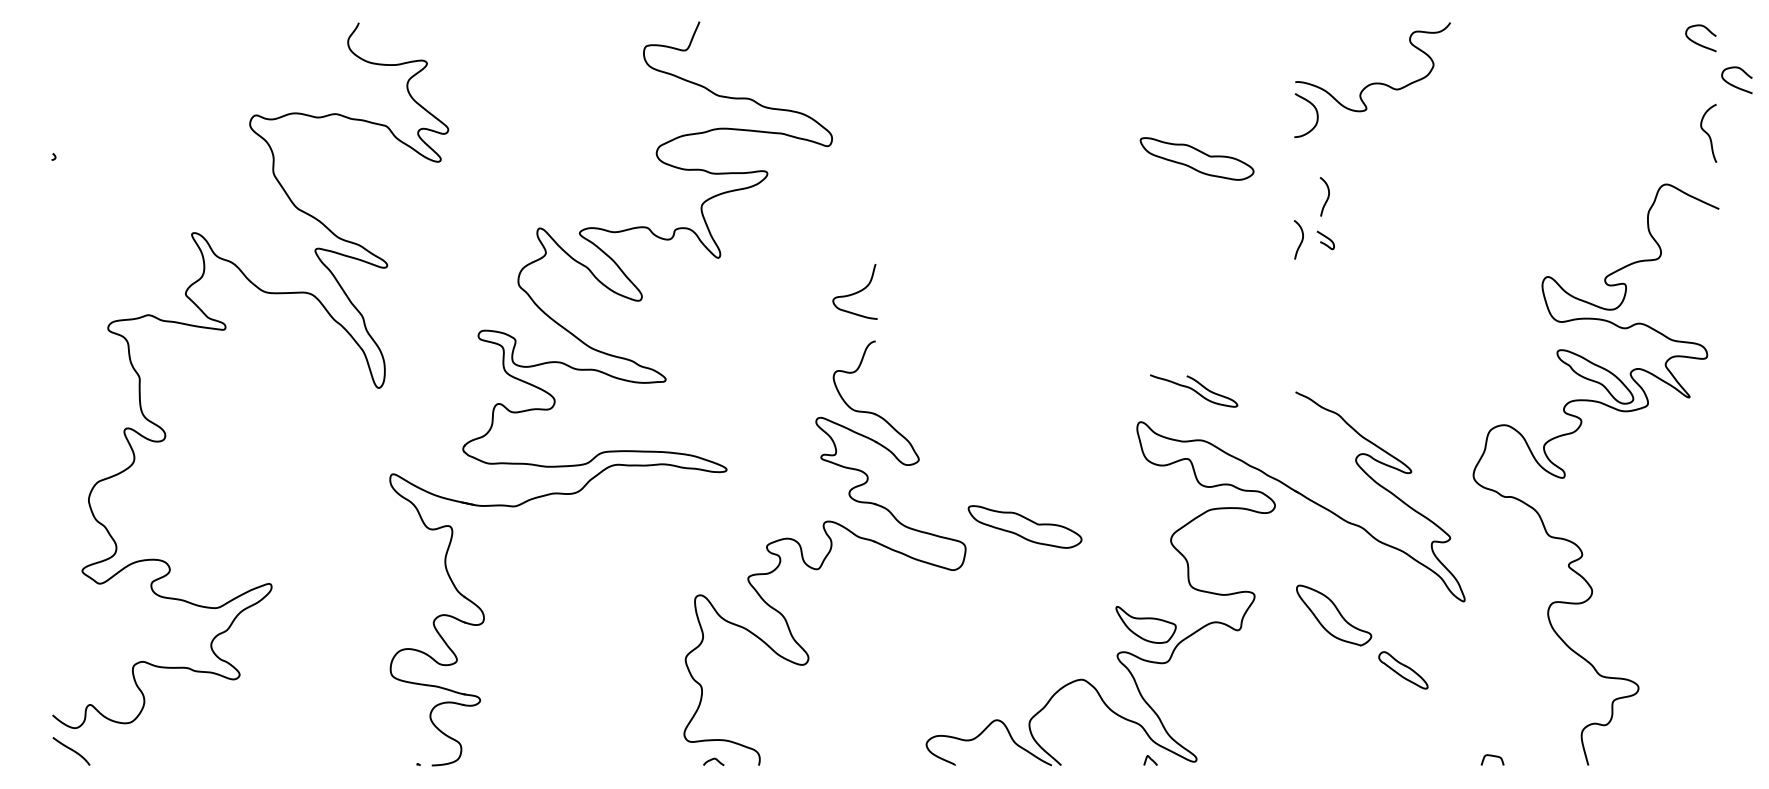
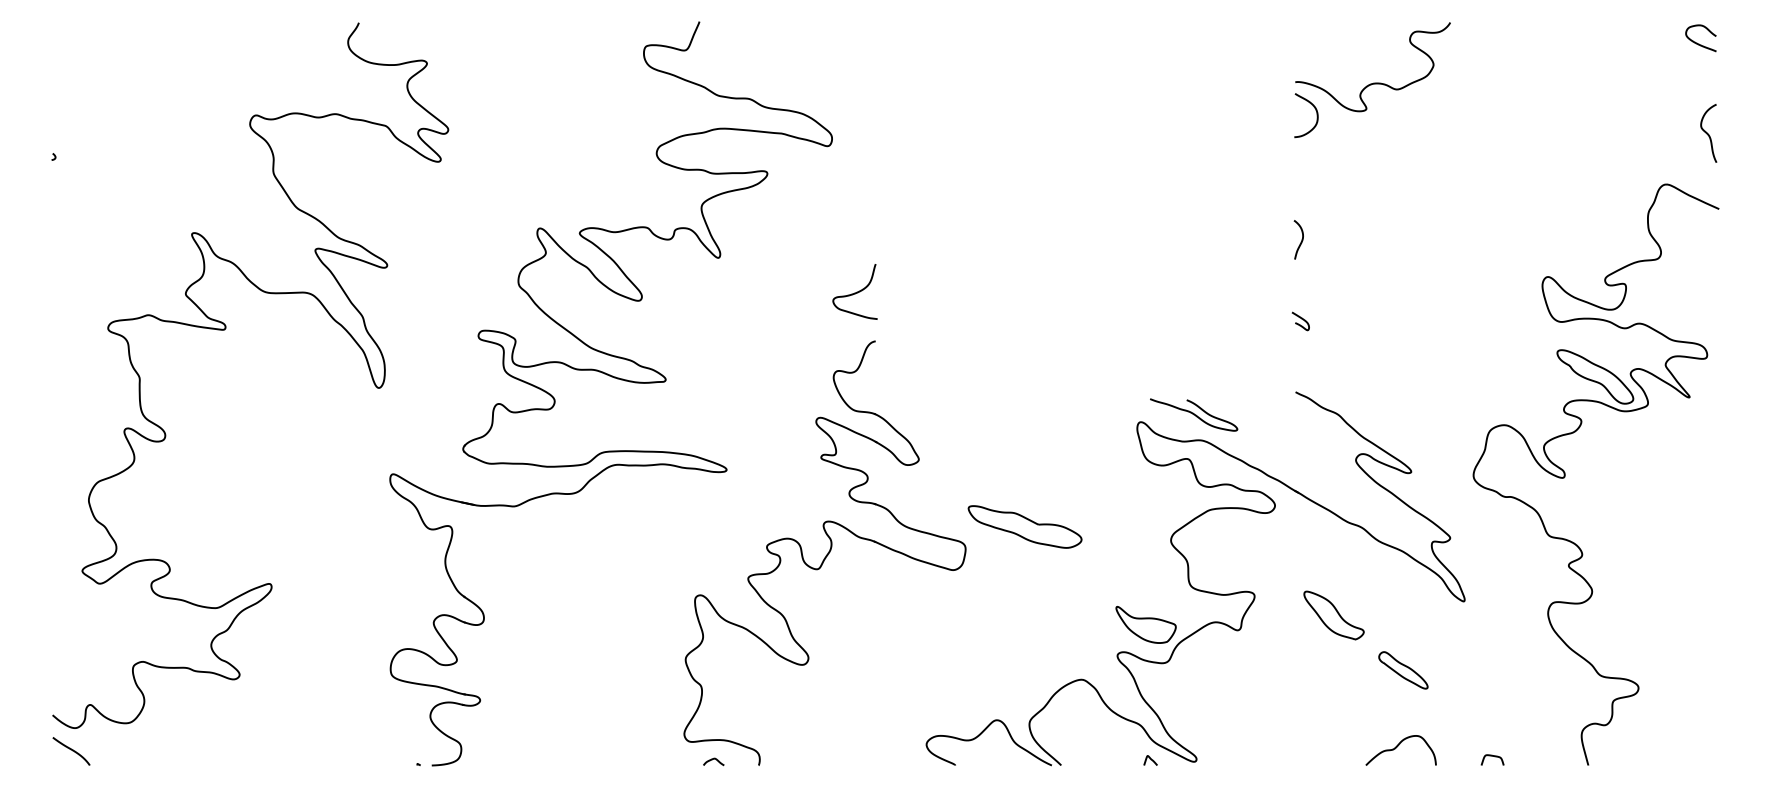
curve: present -> none (1733, 84)
part: present -> none (1196, 158)
curve: present -> none (1327, 196)
curve position: (1326, 238) -> (1301, 319) (1301, 319)
curve position: (1194, 390) -> (1194, 414) (1194, 414)
part size: 77x63 px -> 62x51 px (1333, 615)
curve: none -> present (1397, 747)
